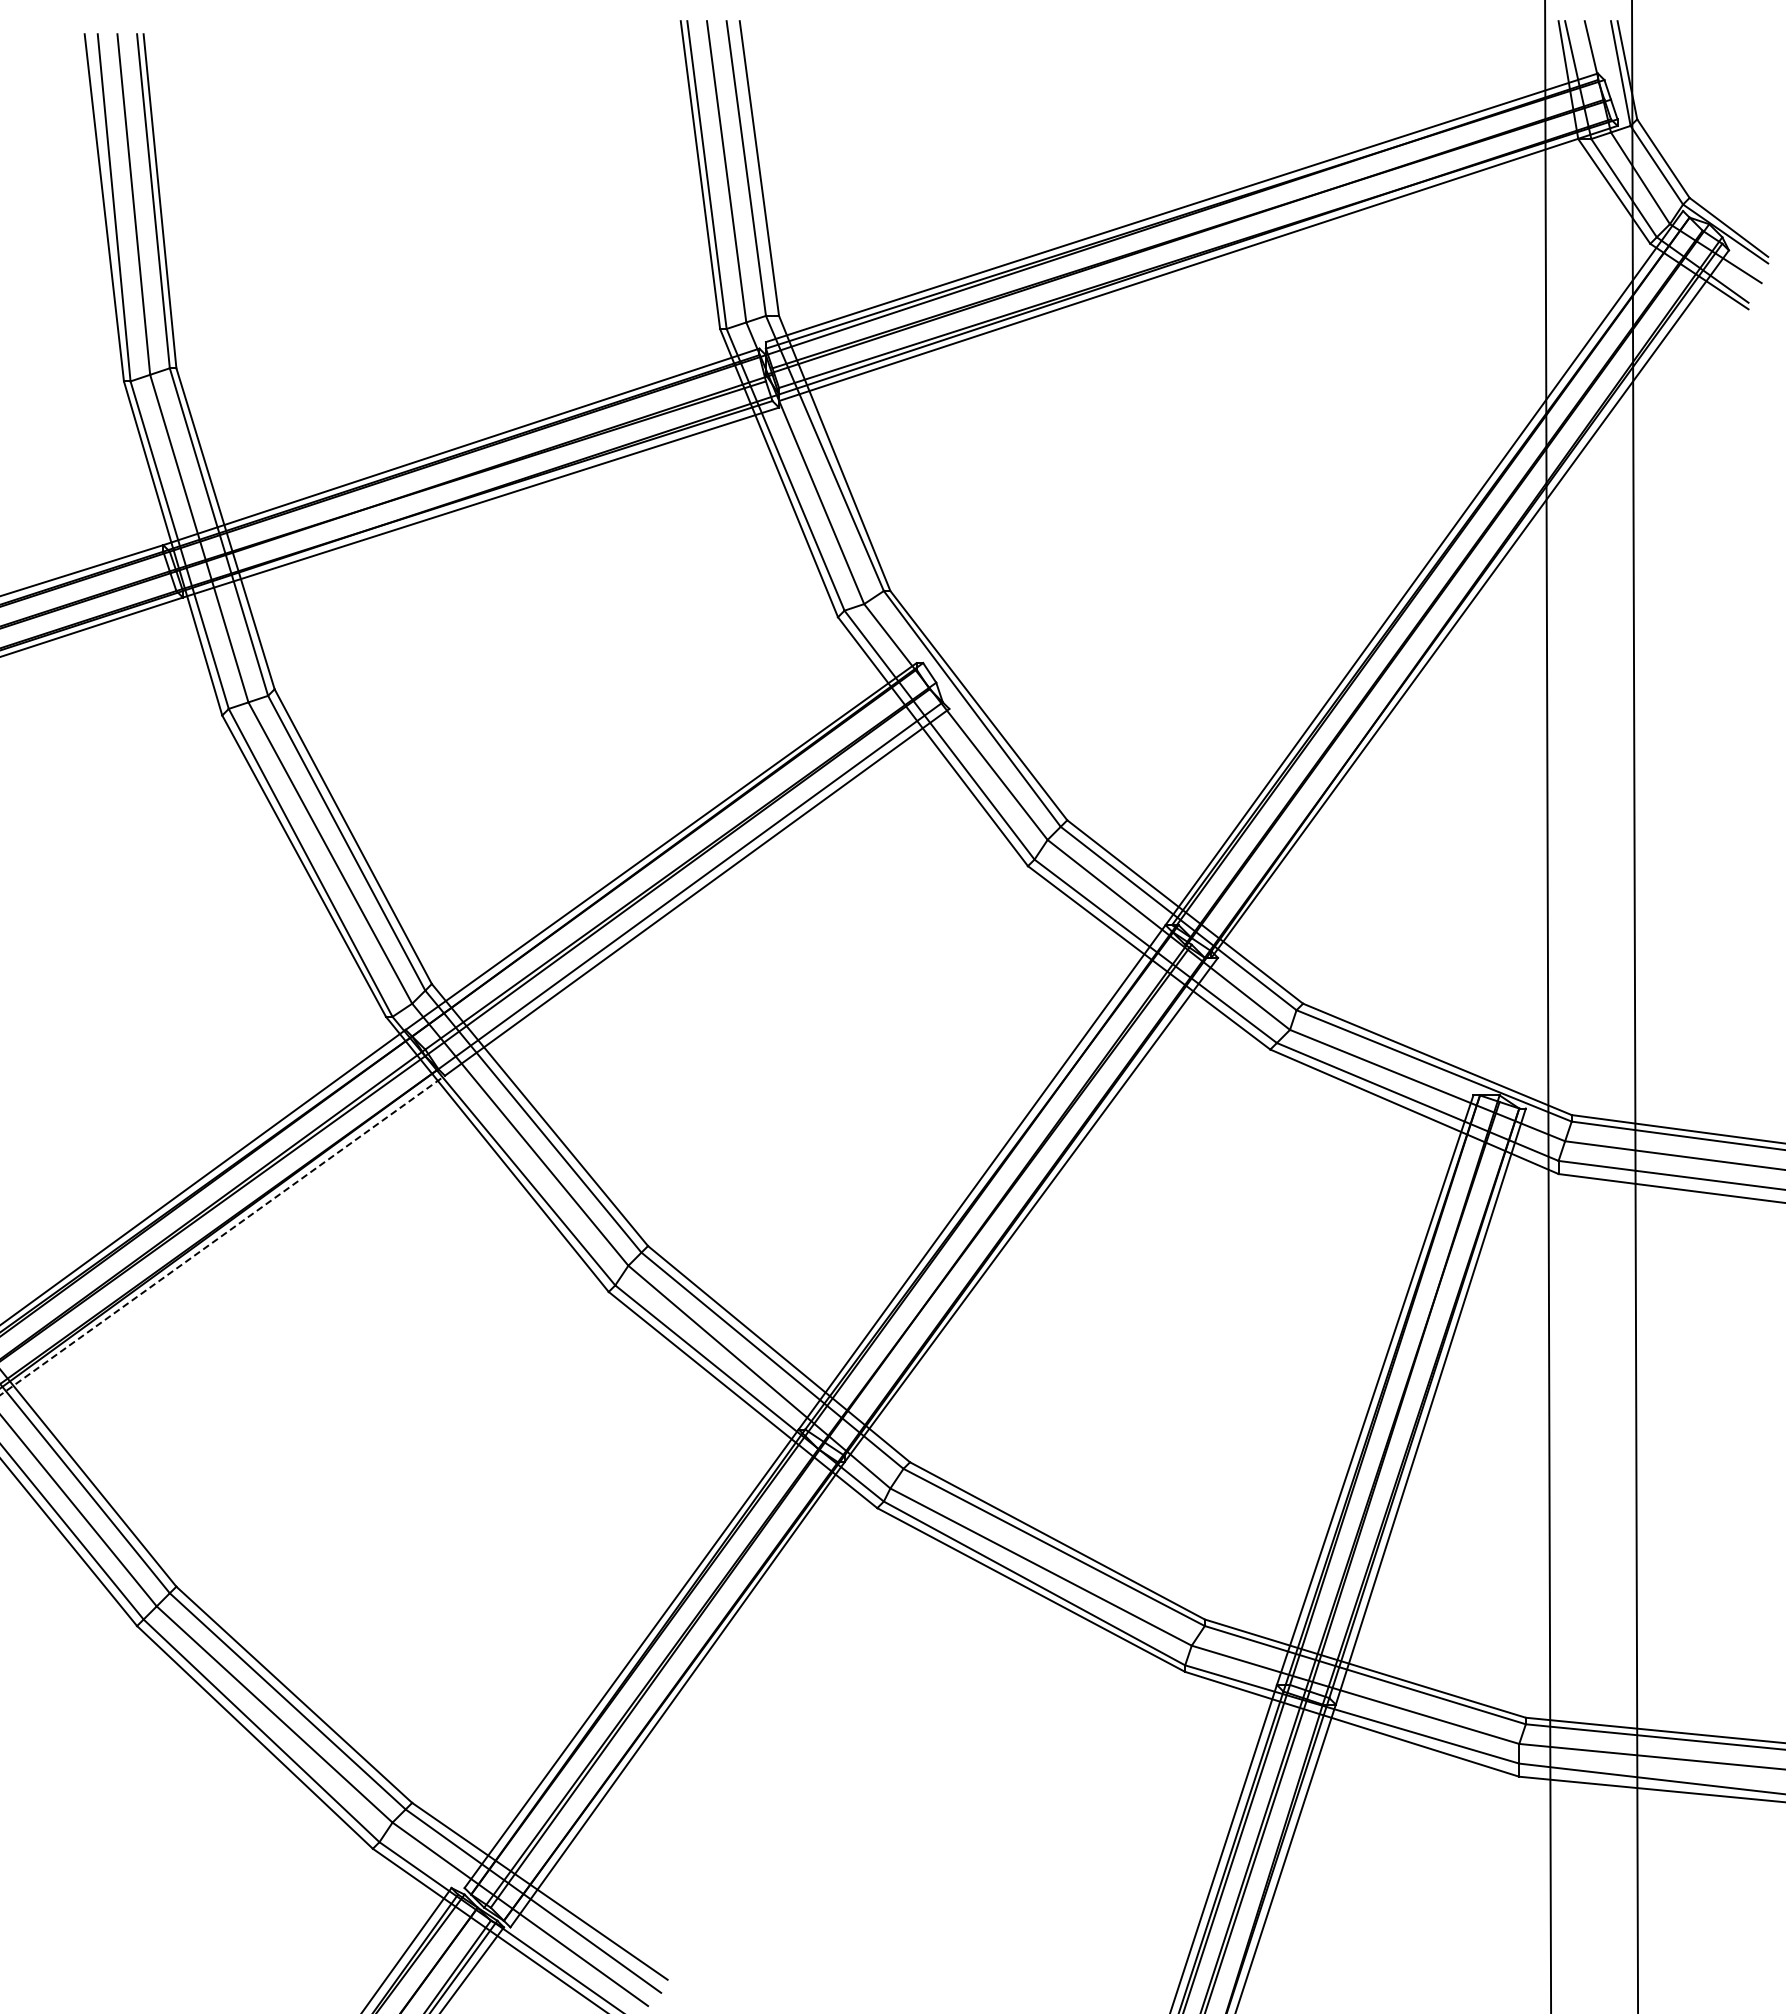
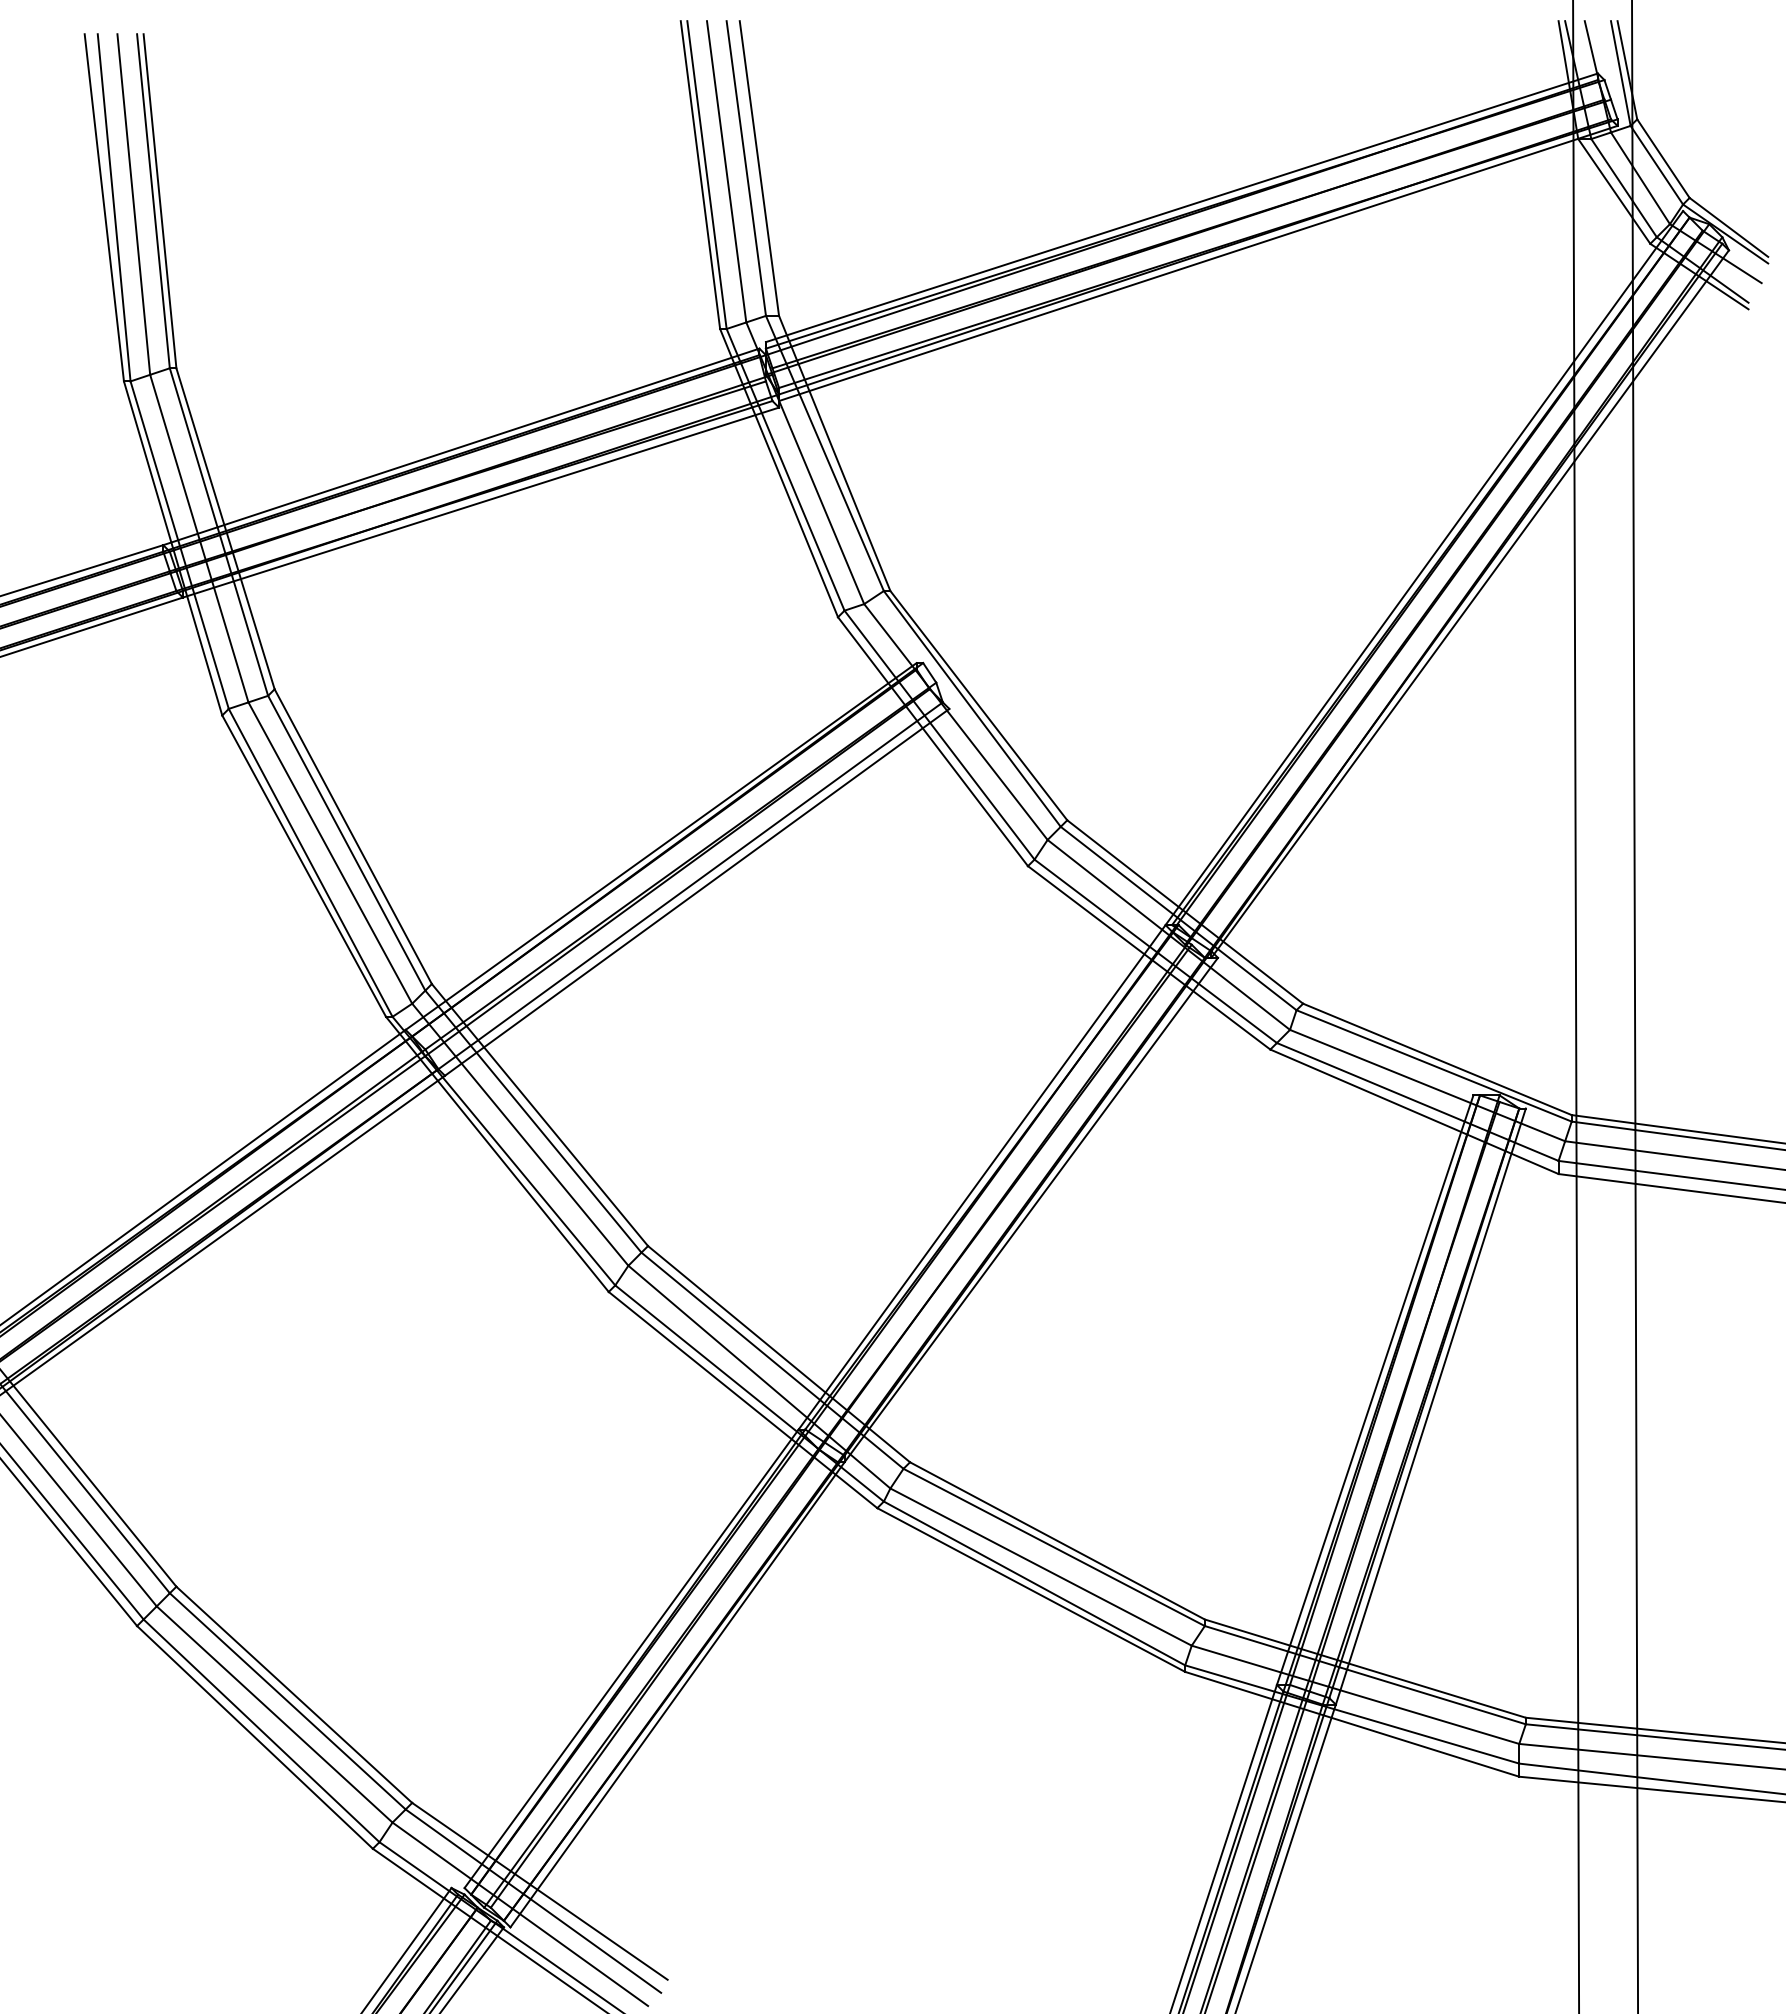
line position: (1548, 1006) -> (1576, 1006) (1576, 1006)
line: dashed -> solid (222, 1235)
